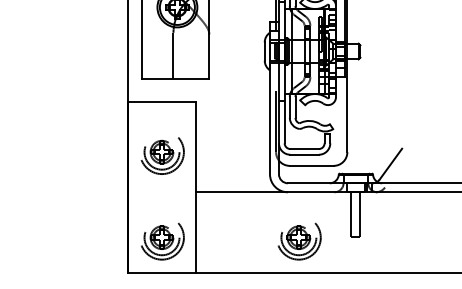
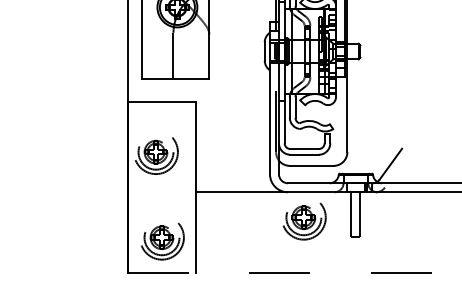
part position: (162, 155) -> (156, 155) (156, 155)
part position: (299, 241) -> (304, 221) (304, 221)
line: solid -> dashed (294, 273)
